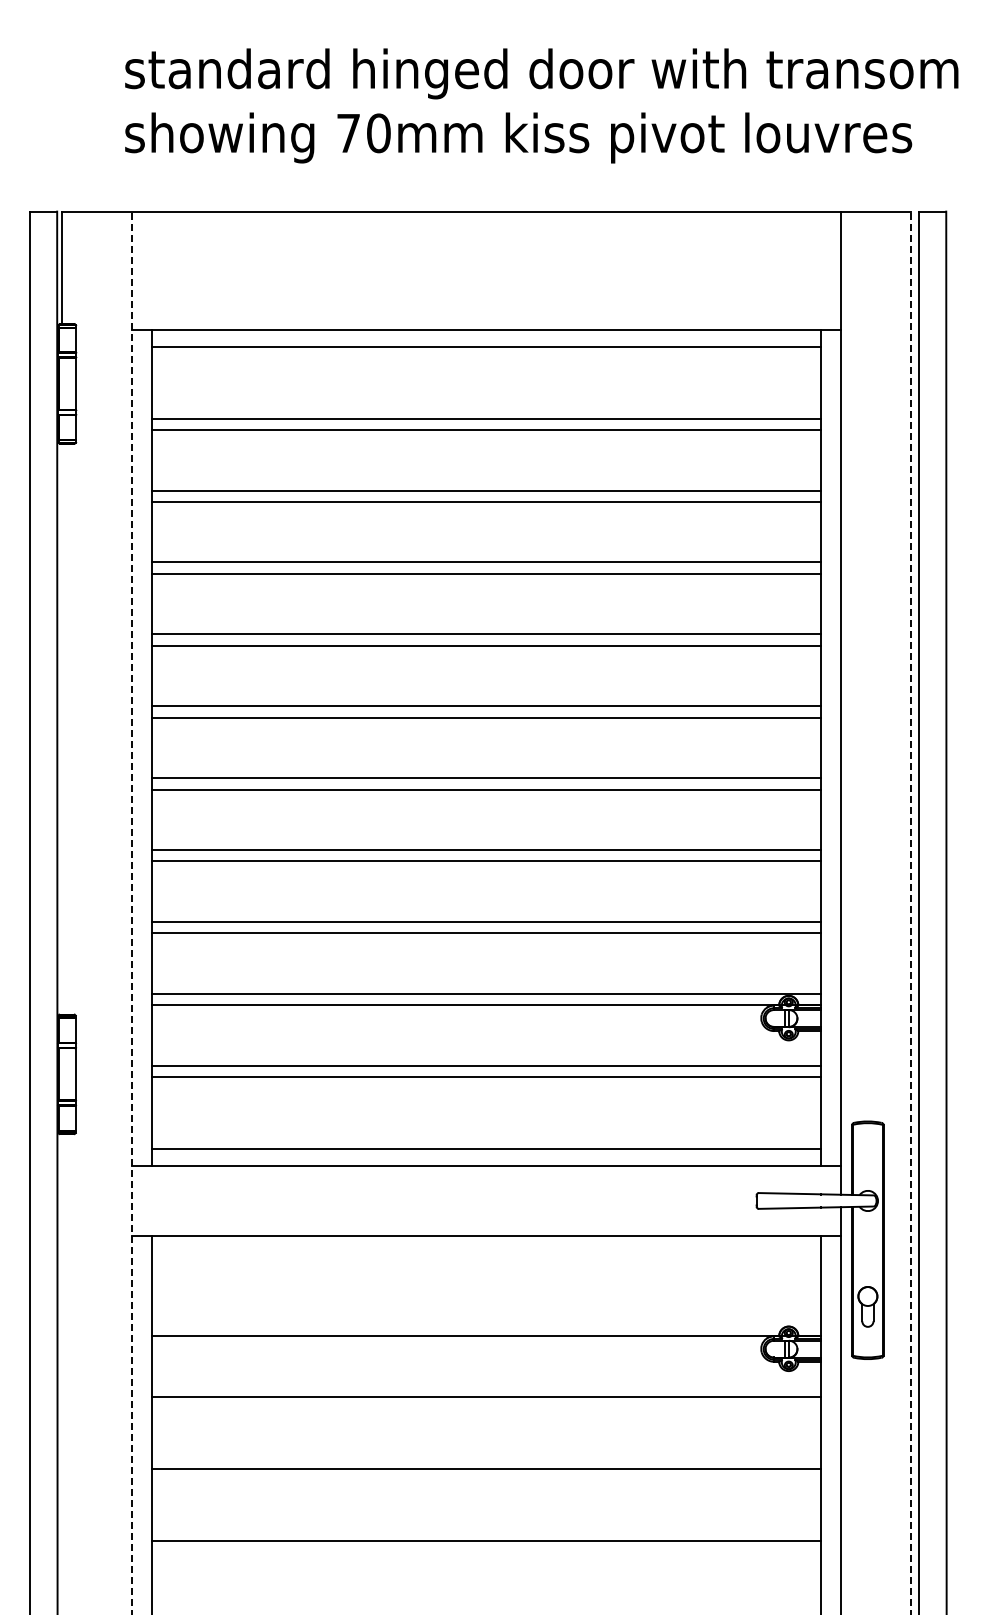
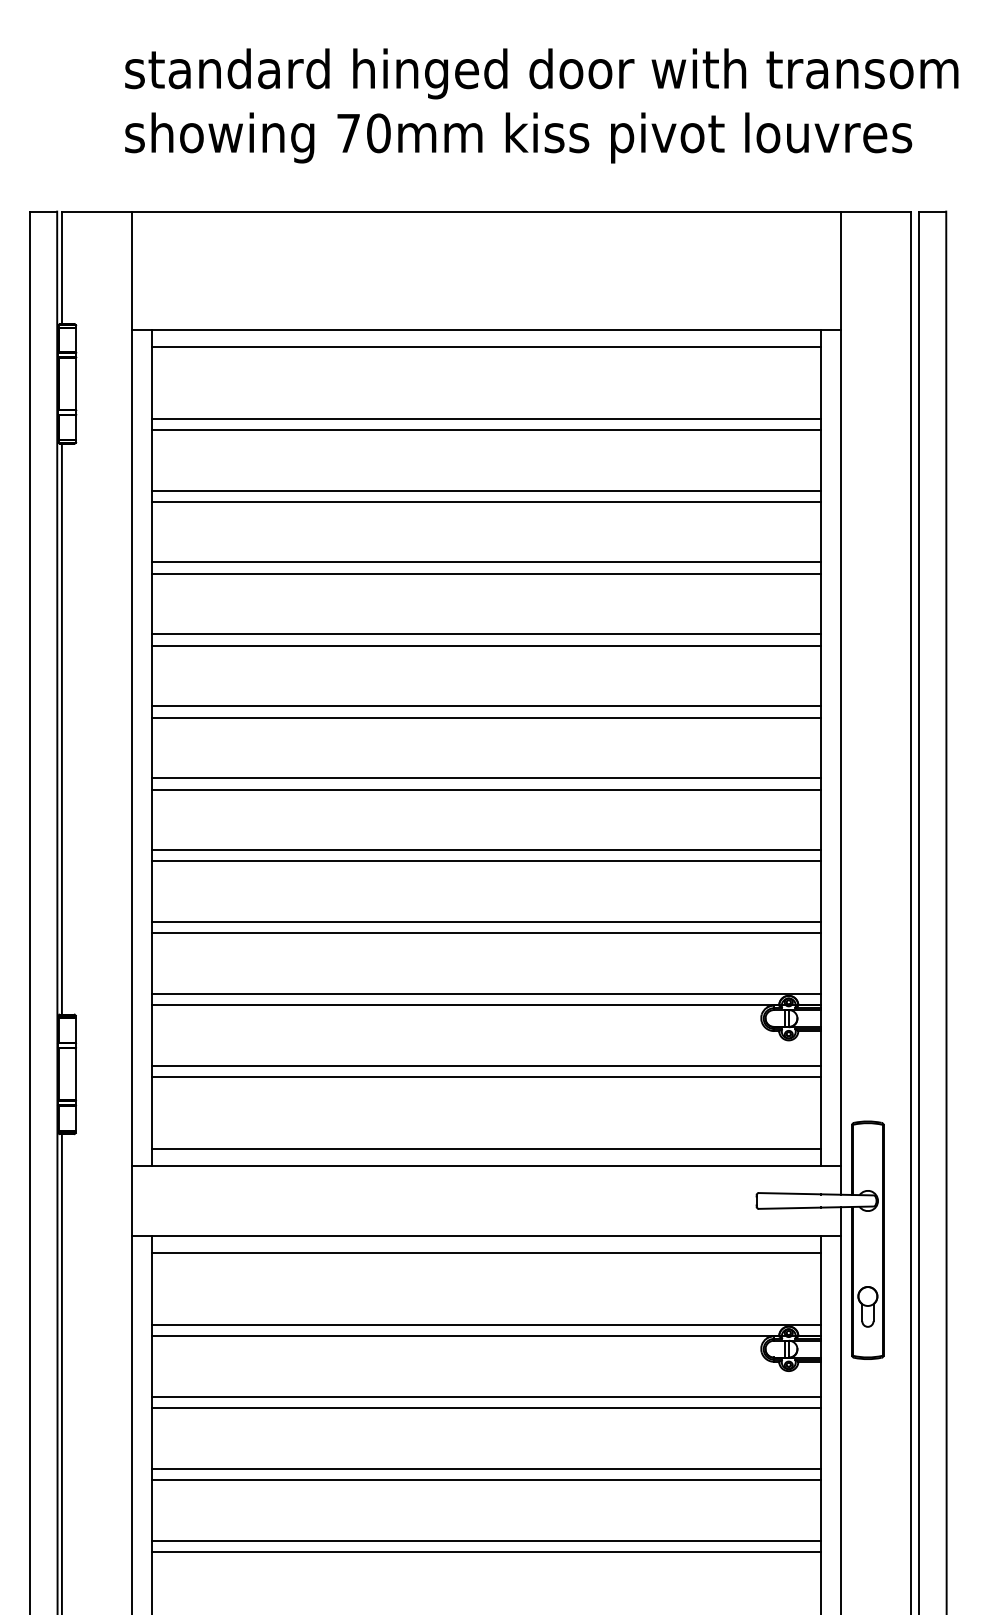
line: none -> present (61, 728)
line: dashed -> solid (131, 912)
line: dashed -> solid (910, 912)
line: none -> present (486, 1253)
line: none -> present (486, 1324)
line: none -> present (61, 1372)
line: none -> present (486, 1408)
line: none -> present (486, 1480)
line: none -> present (486, 1552)
